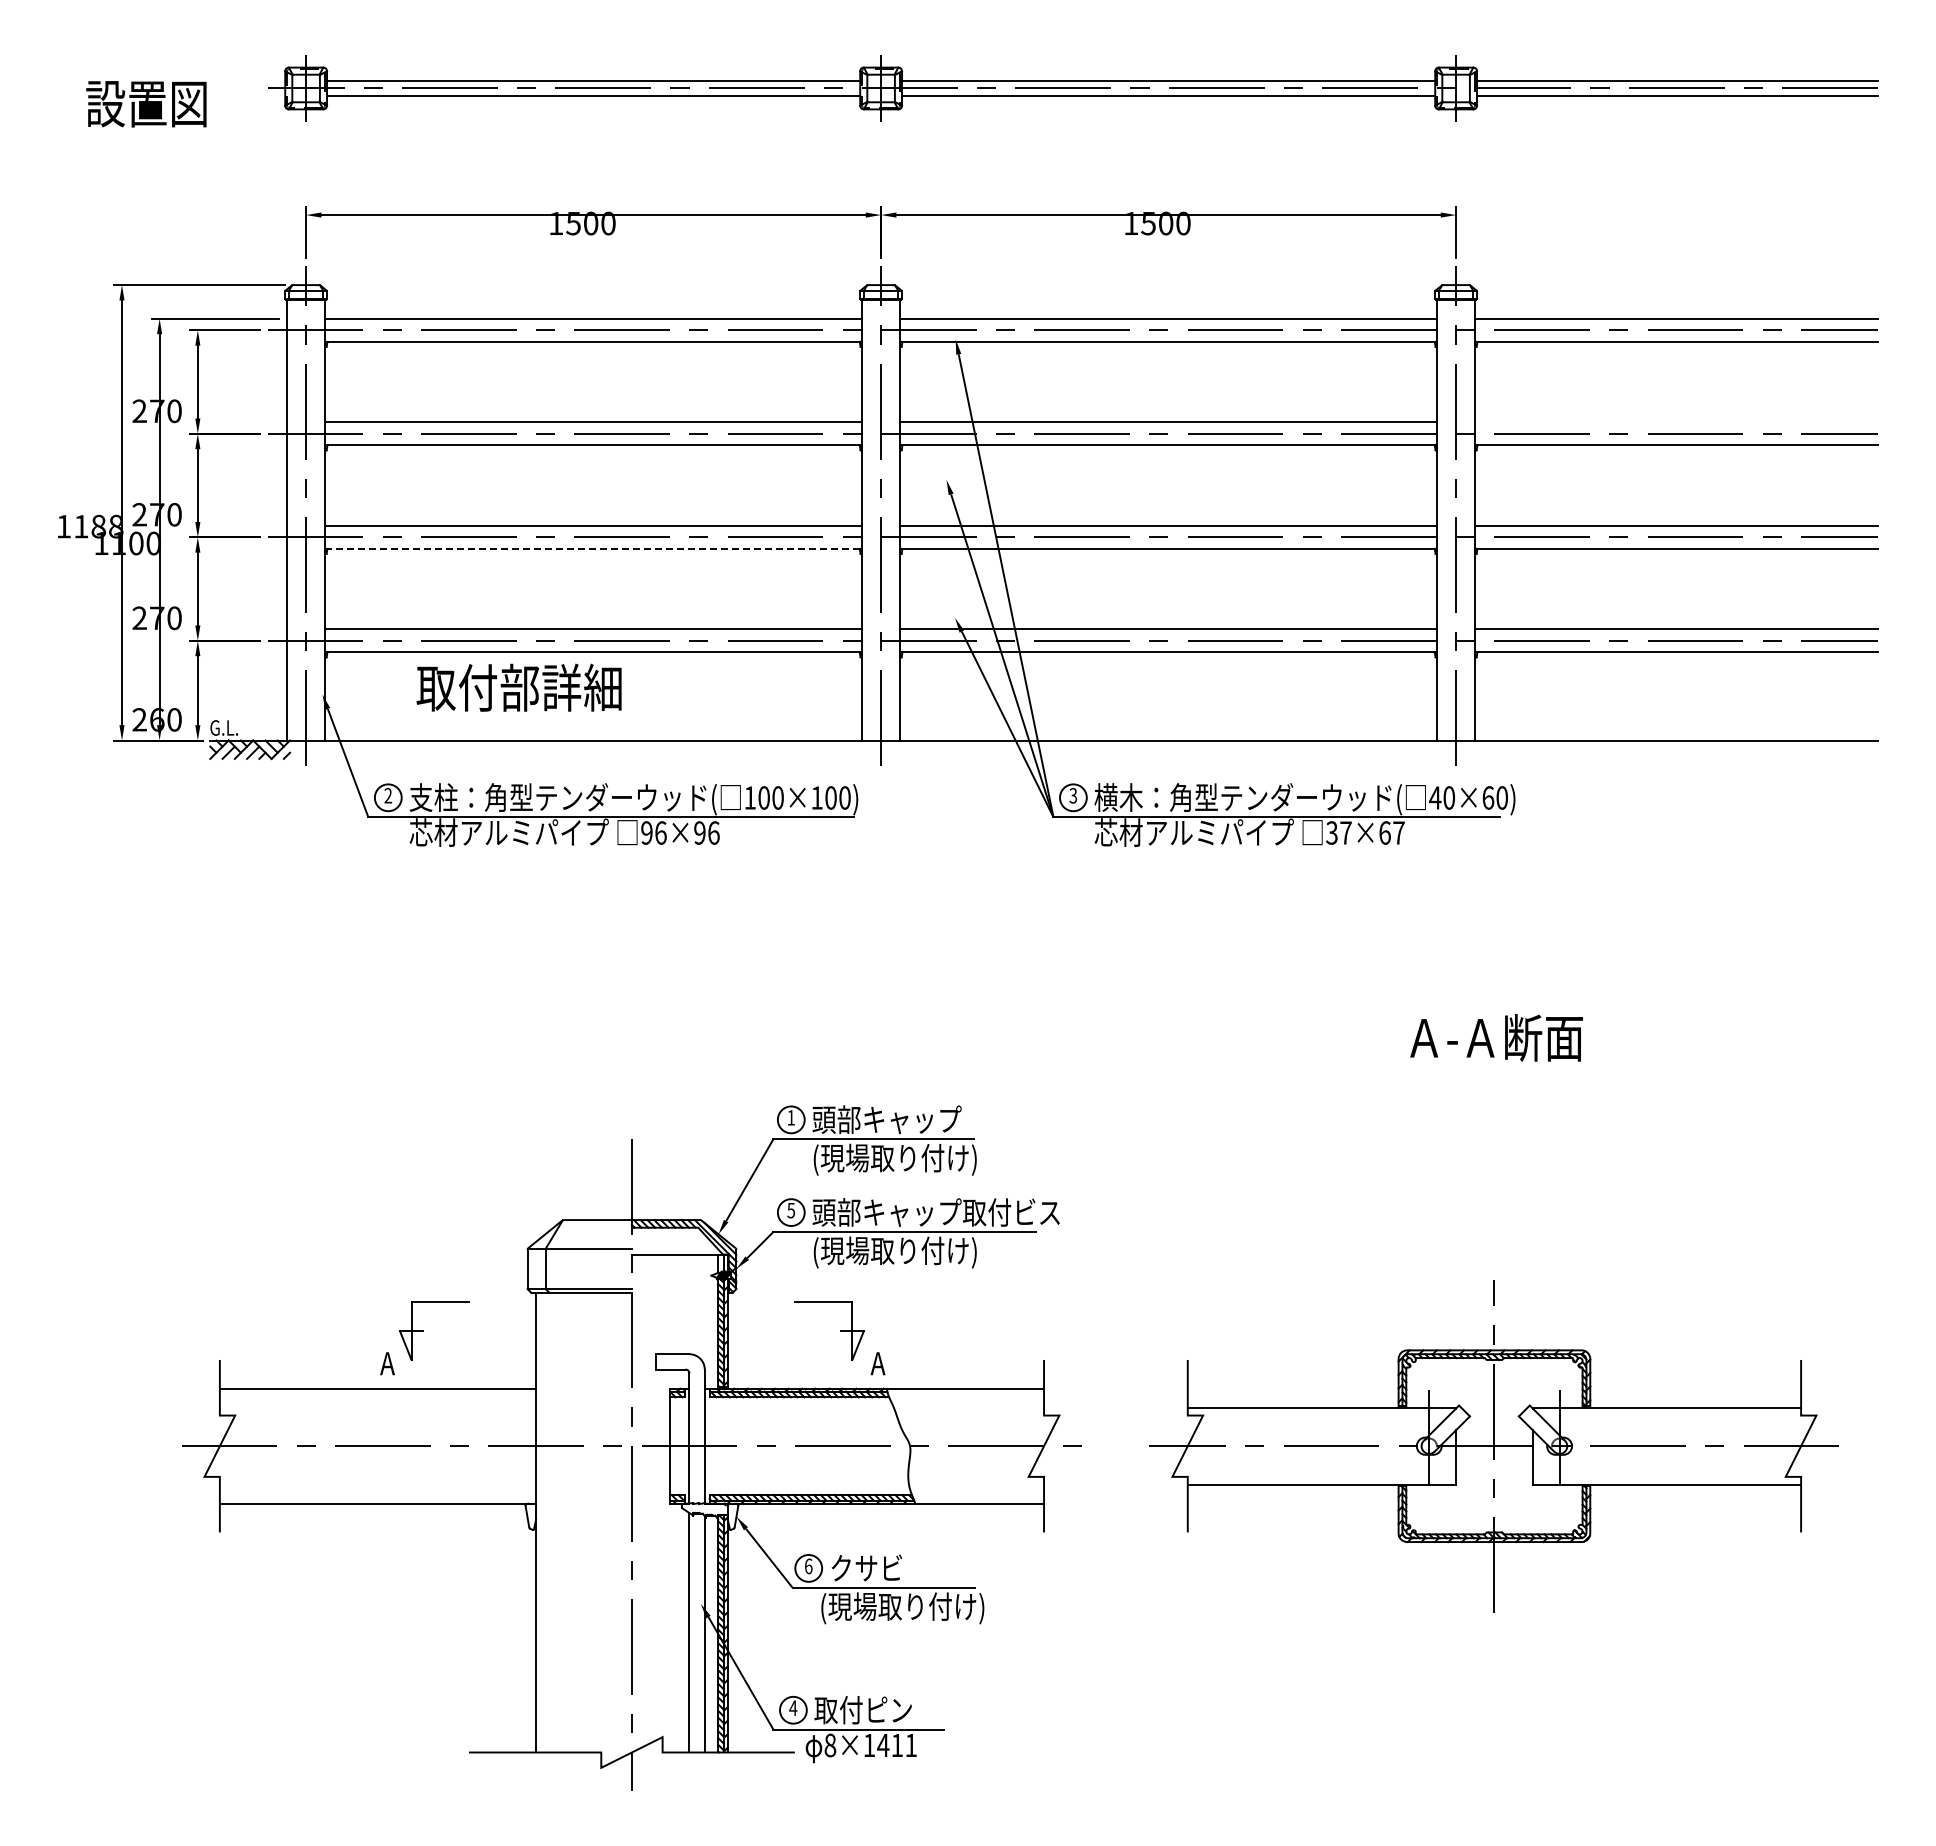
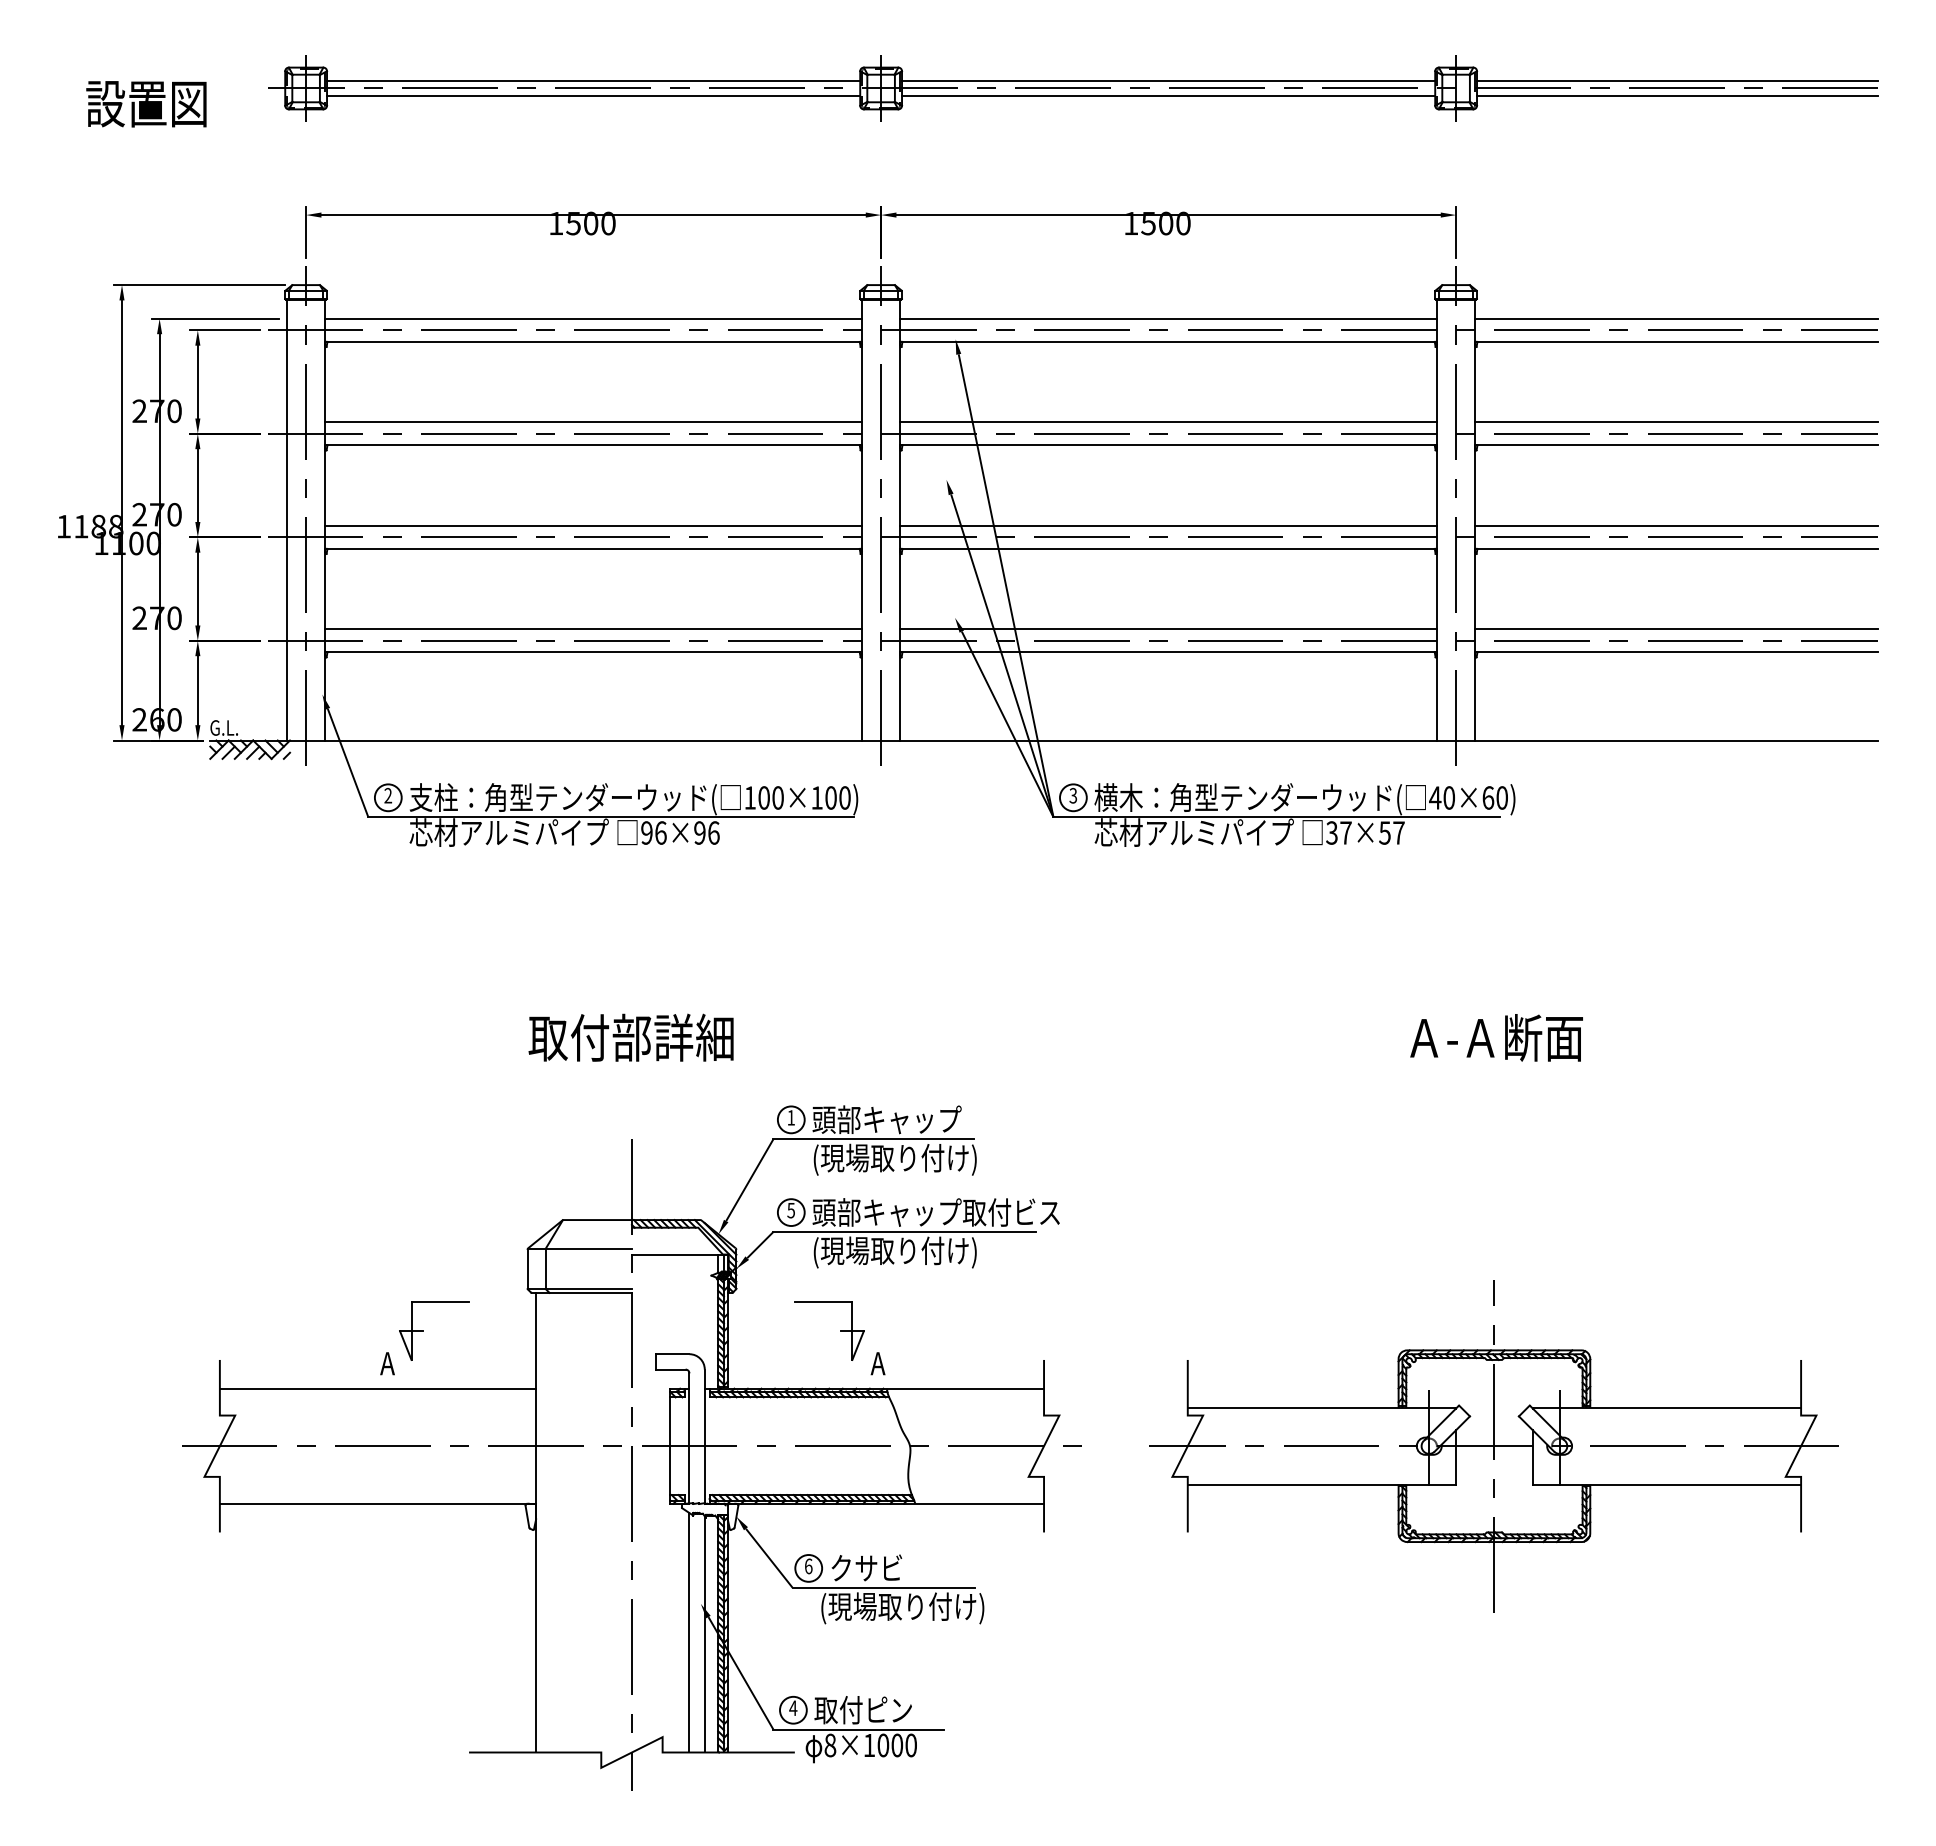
line: none -> present (1676, 422)
line: dashed -> solid (594, 548)
text position: (518, 687) -> (630, 1037) (630, 1037)
text: 37×67 -> 37×57 (1384, 832)
text: 8×1411 -> 8×1000 (896, 1745)
